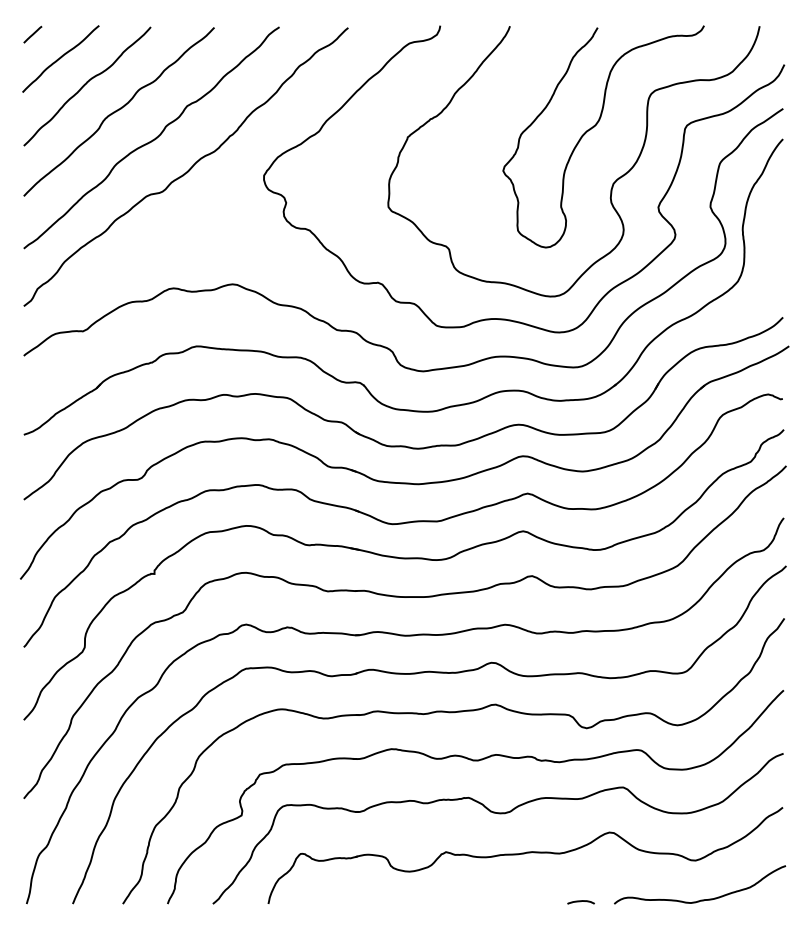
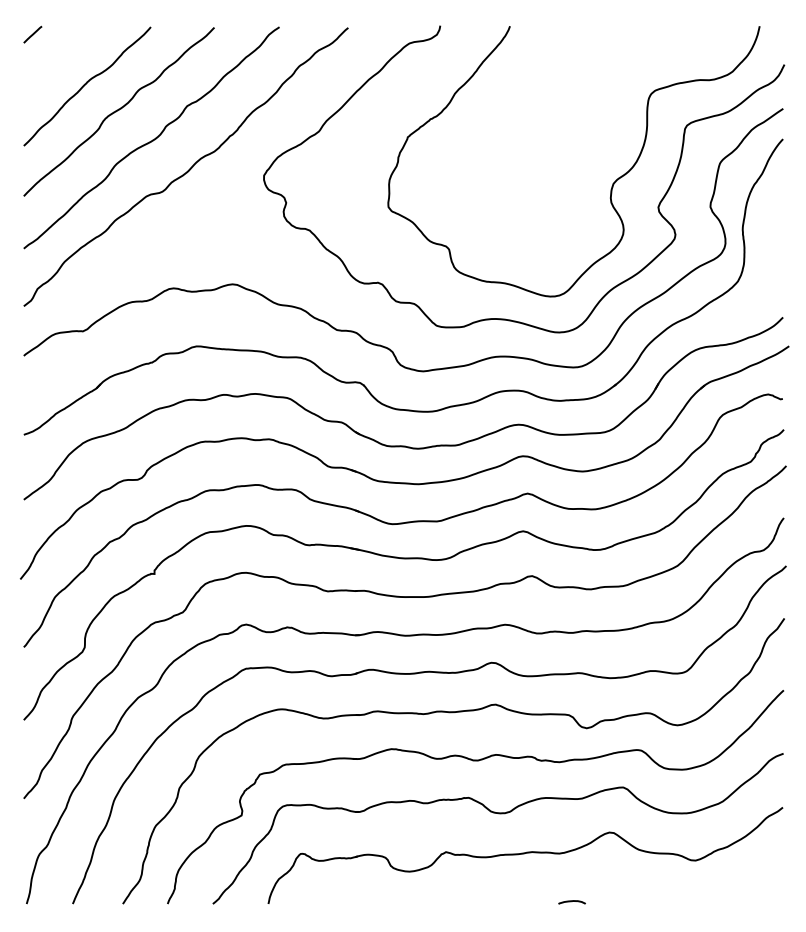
curve: present -> none (60, 58)
curve: present -> none (594, 127)
curve: present -> none (700, 899)
curve position: (580, 902) -> (571, 902) (571, 902)
